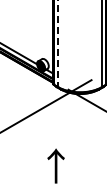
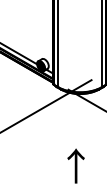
line: dashed -> solid (58, 44)
text position: (55, 165) -> (75, 165) (75, 165)
